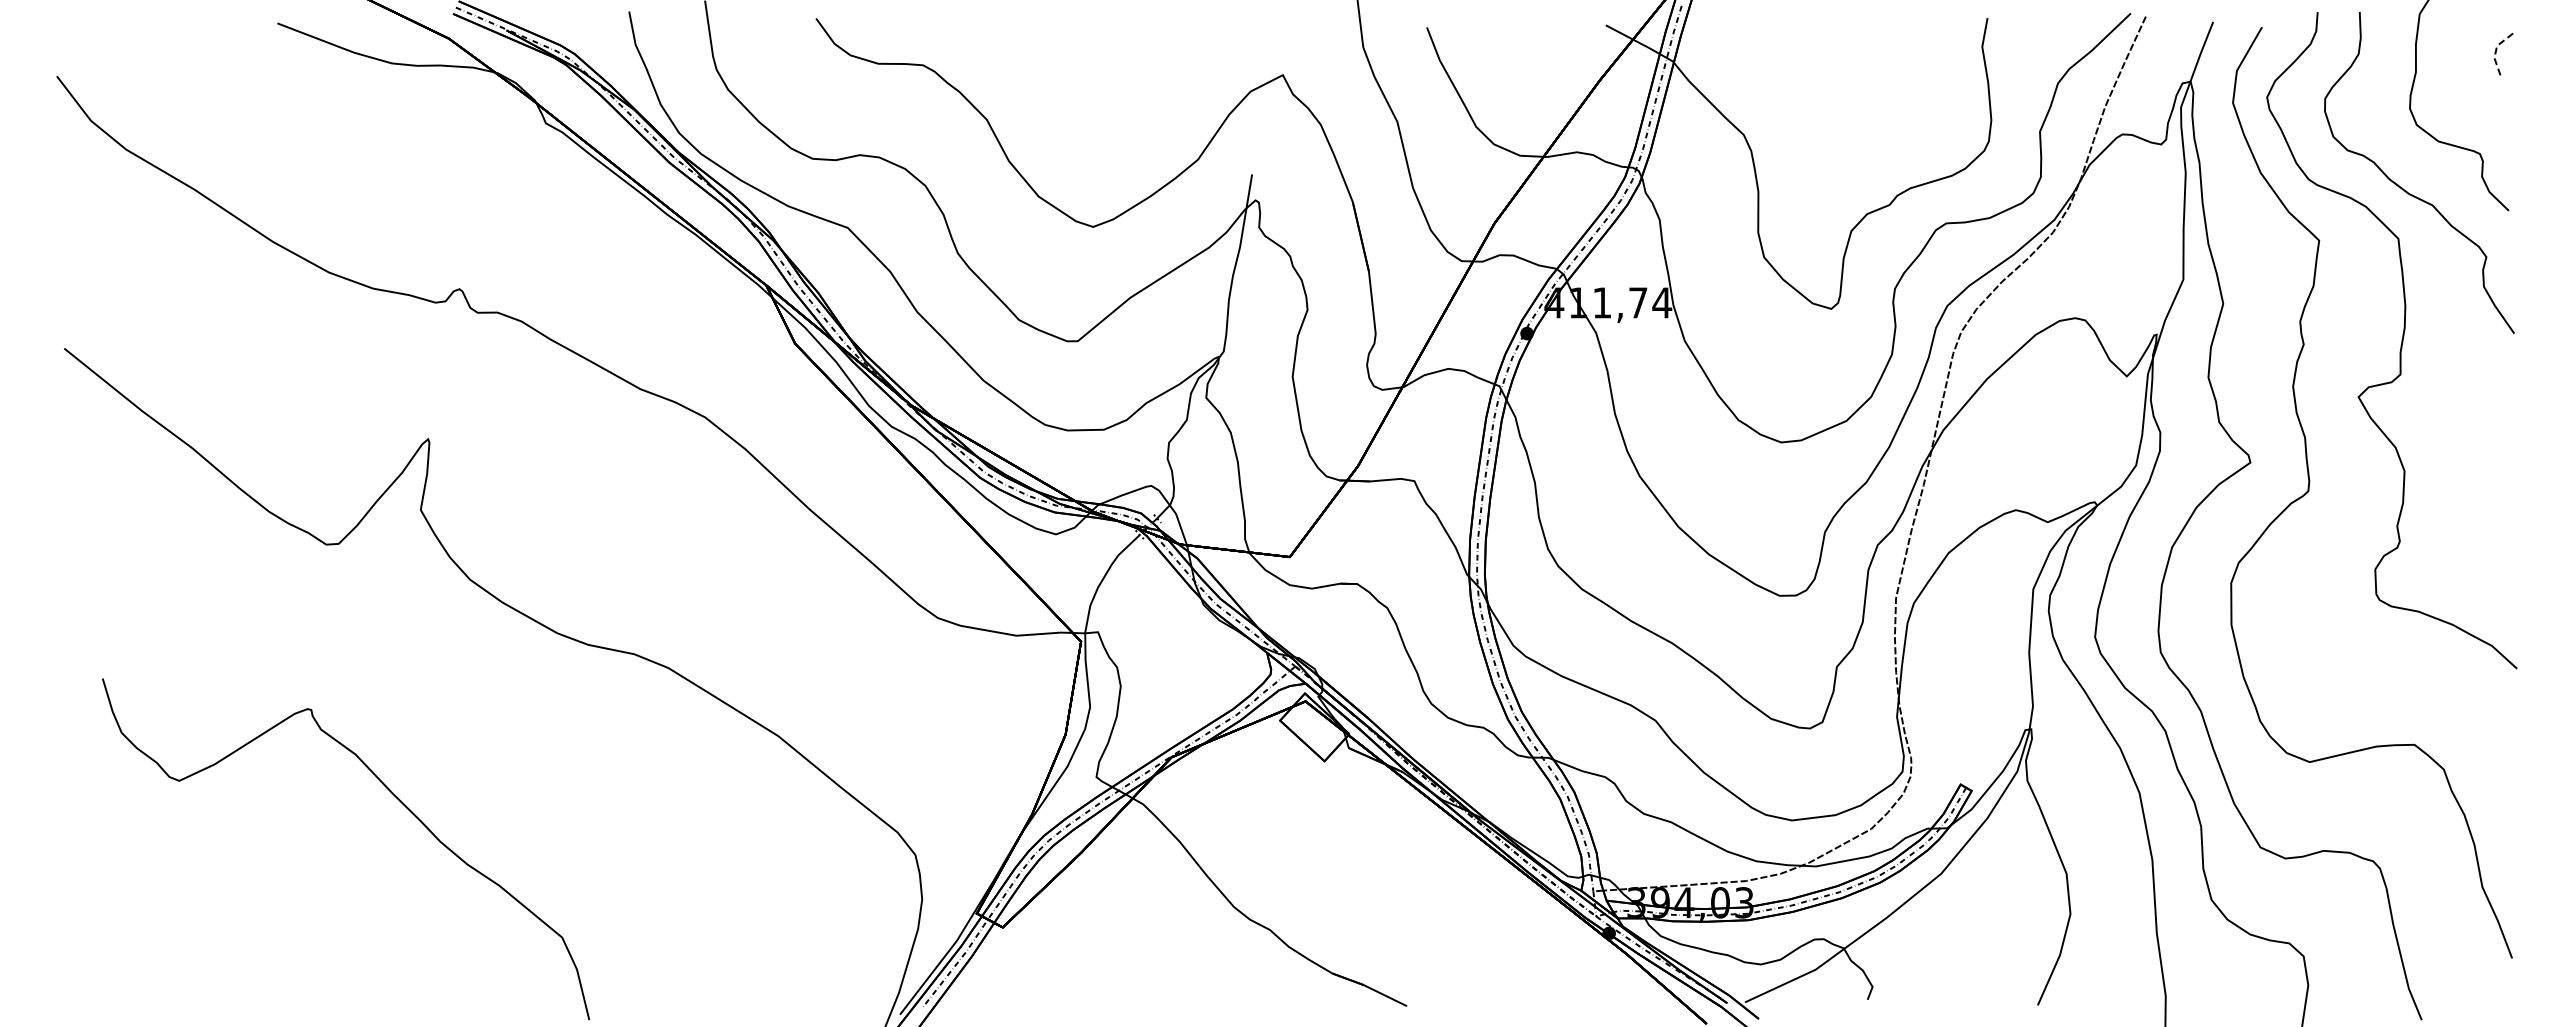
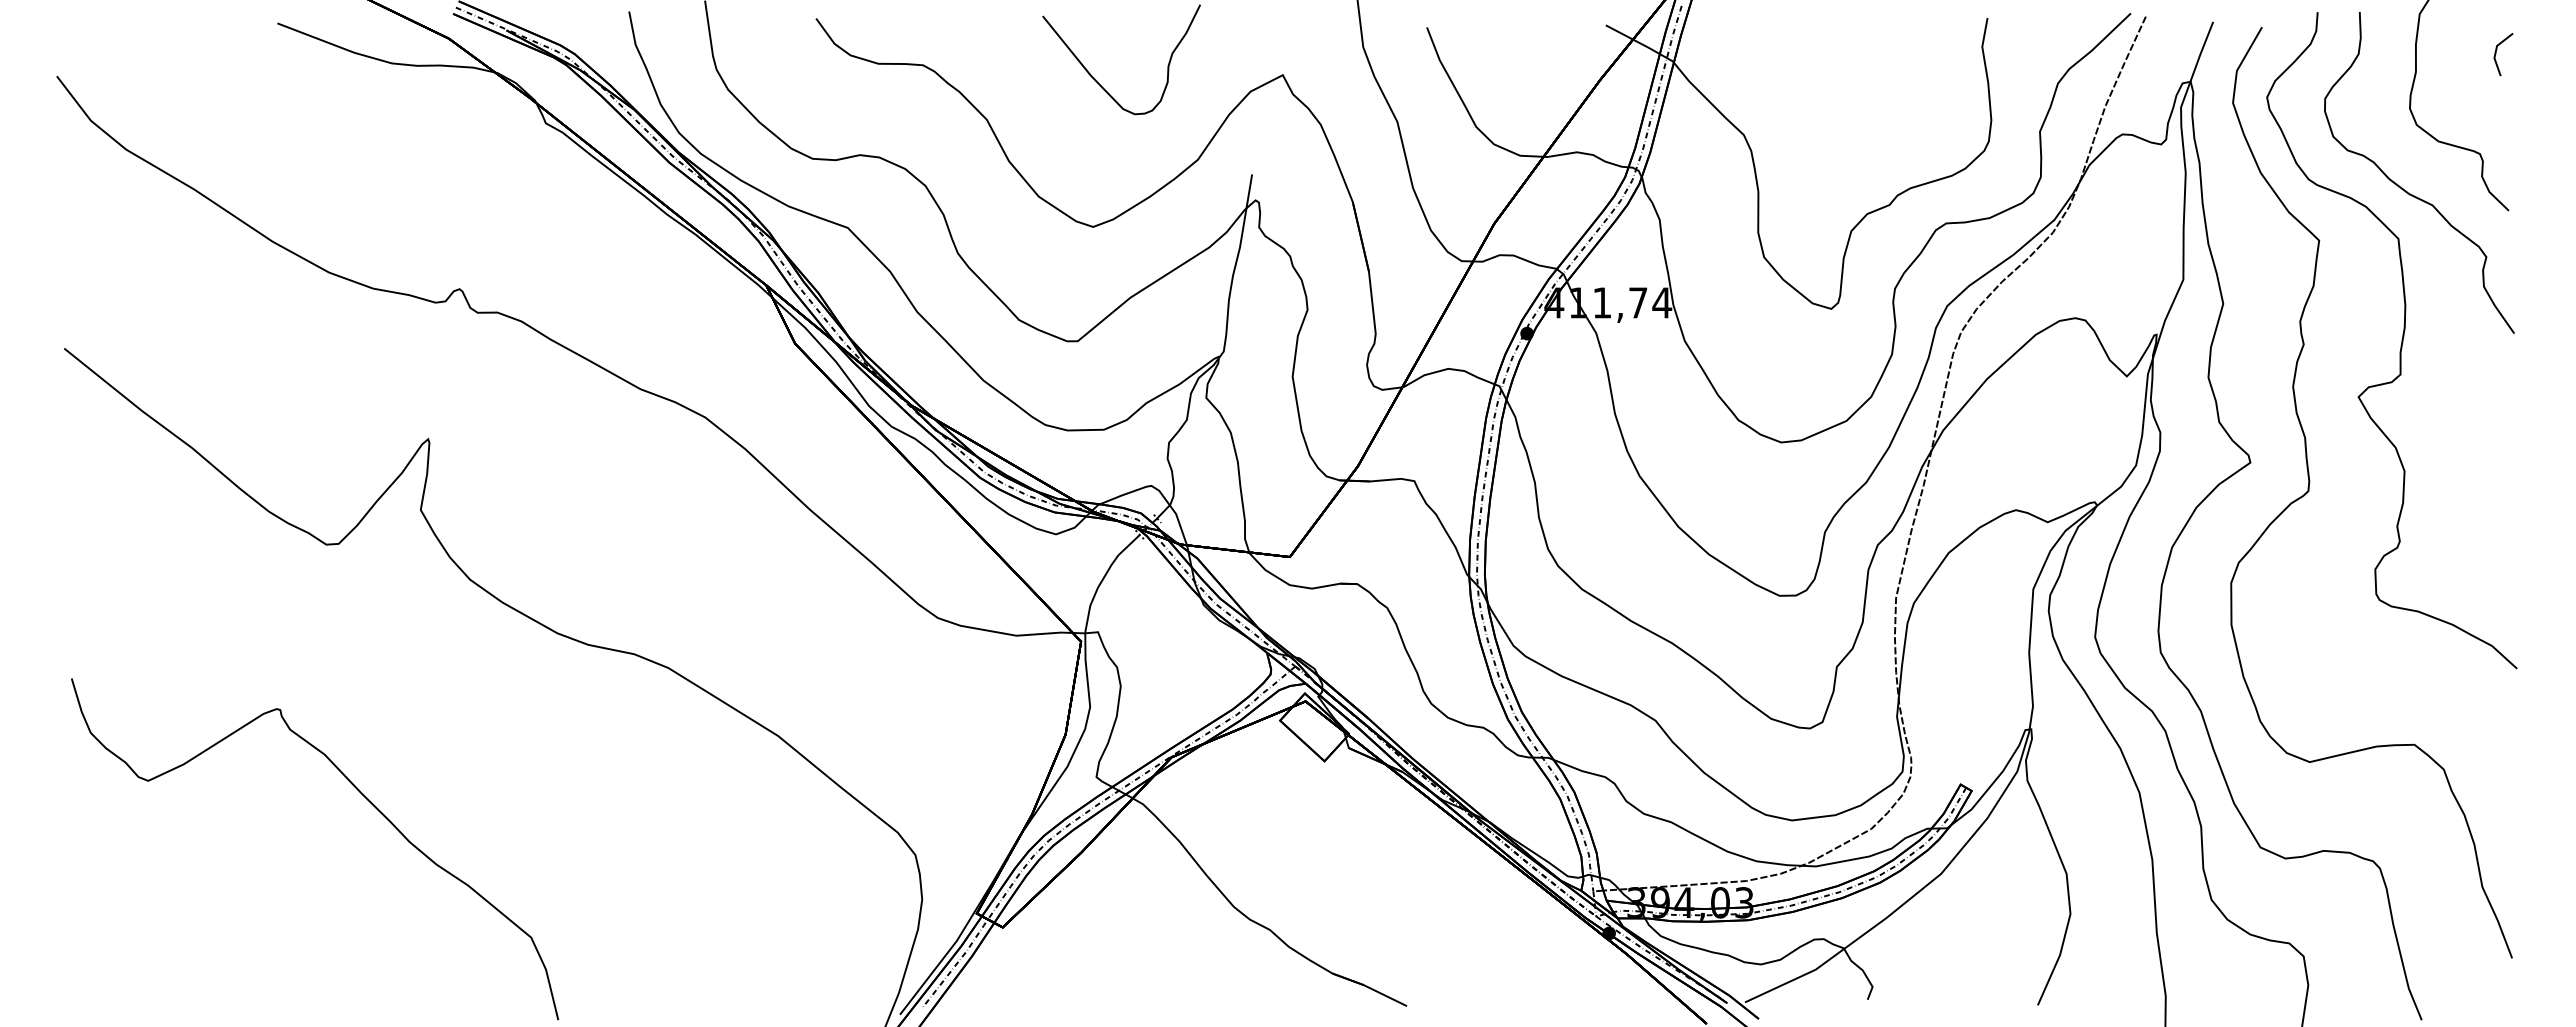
line: dashed -> solid (2495, 51)
curve: none -> present (1094, 77)
curve position: (396, 798) -> (365, 798) (365, 798)
